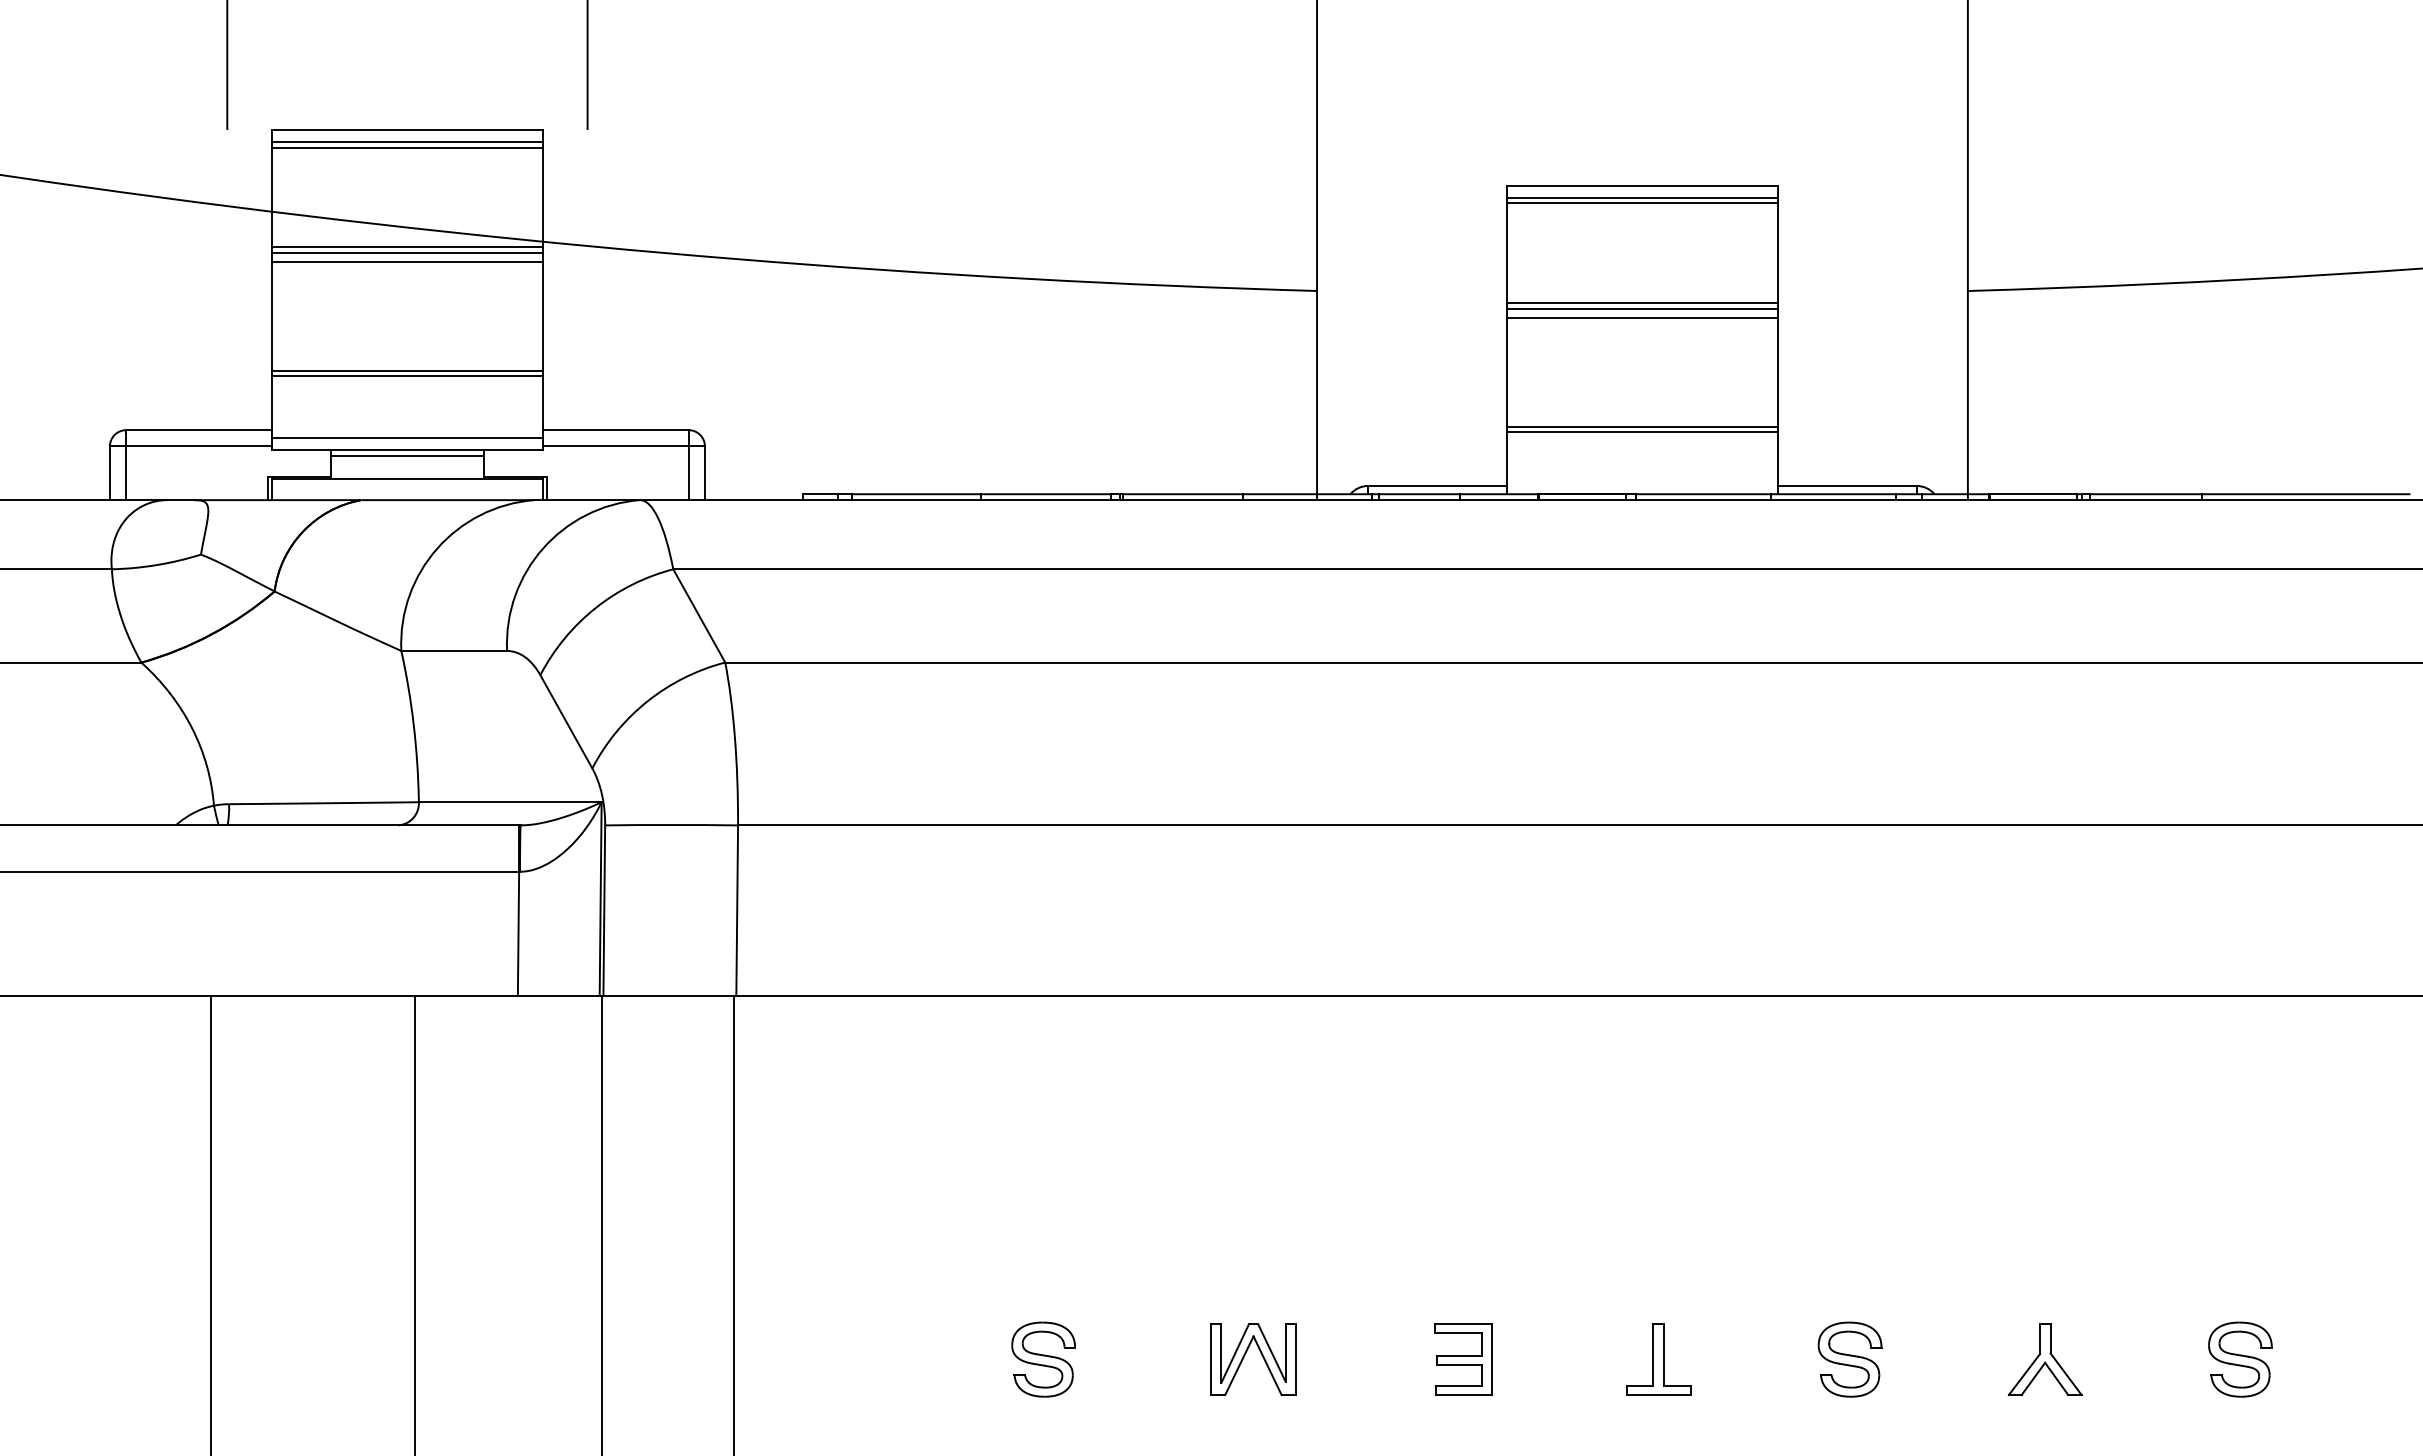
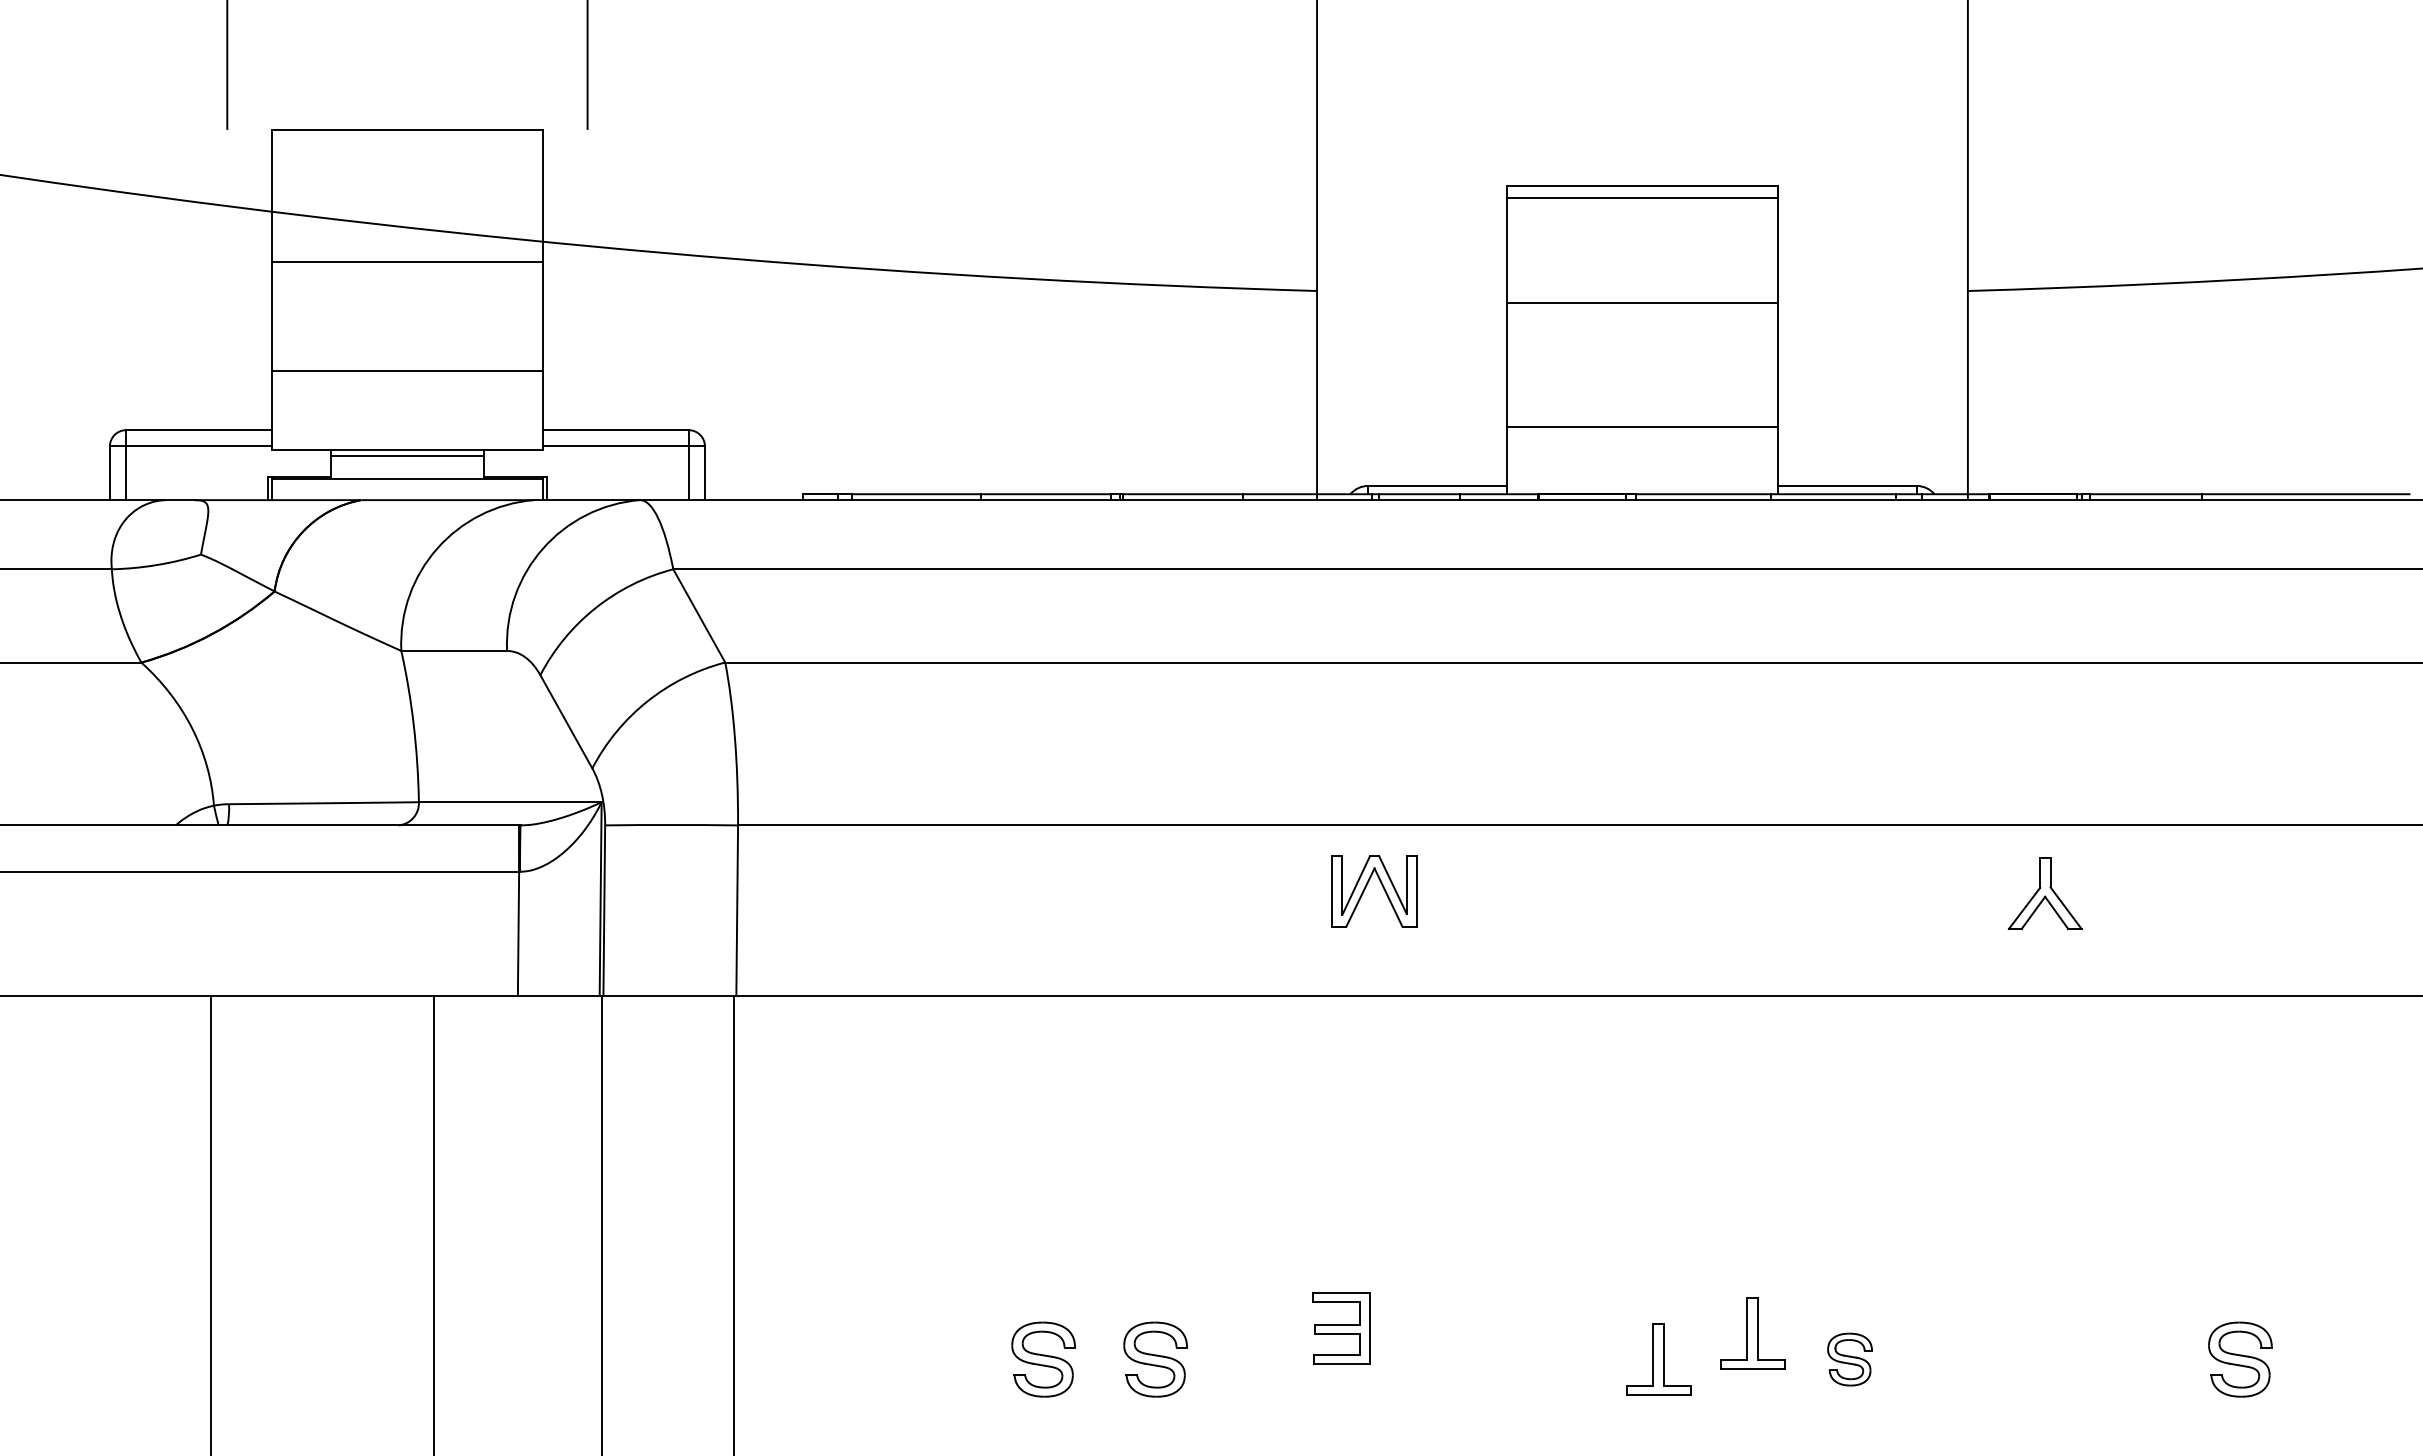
line: present -> none (407, 141)
line: present -> none (407, 147)
line: present -> none (1642, 203)
line: present -> none (407, 246)
line: present -> none (407, 252)
line: present -> none (1642, 308)
line: present -> none (1642, 318)
line: present -> none (407, 375)
line: present -> none (1642, 431)
line: present -> none (407, 438)
line position: (415, 1224) -> (434, 1224) (434, 1224)
part: none -> present (1752, 1333)
part position: (1245, 1355) -> (1366, 887) (1366, 887)
part: none -> present (1155, 1359)
part position: (1463, 1359) -> (1341, 1328) (1341, 1328)
part size: 66x77 px -> 46x55 px (1849, 1359)
part position: (2044, 1359) -> (2044, 893) (2044, 893)
